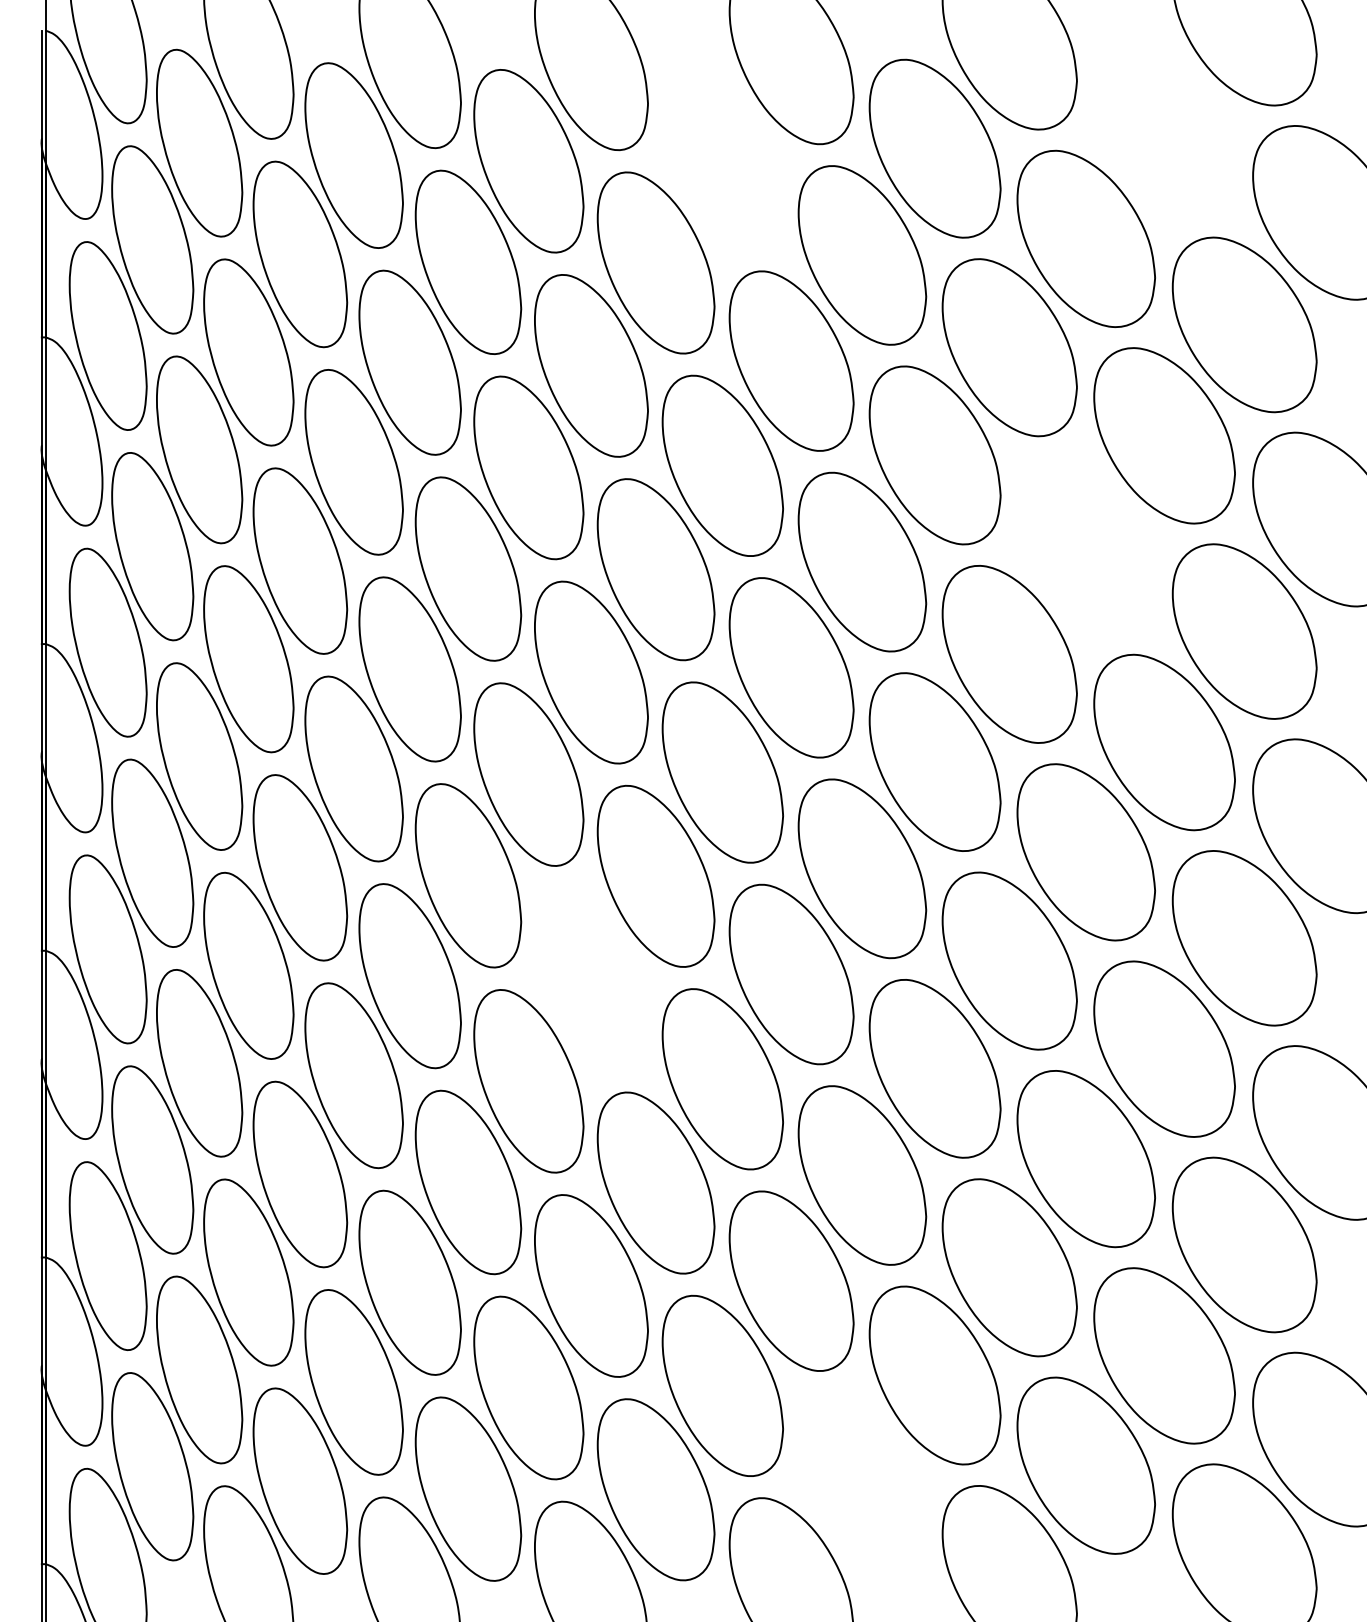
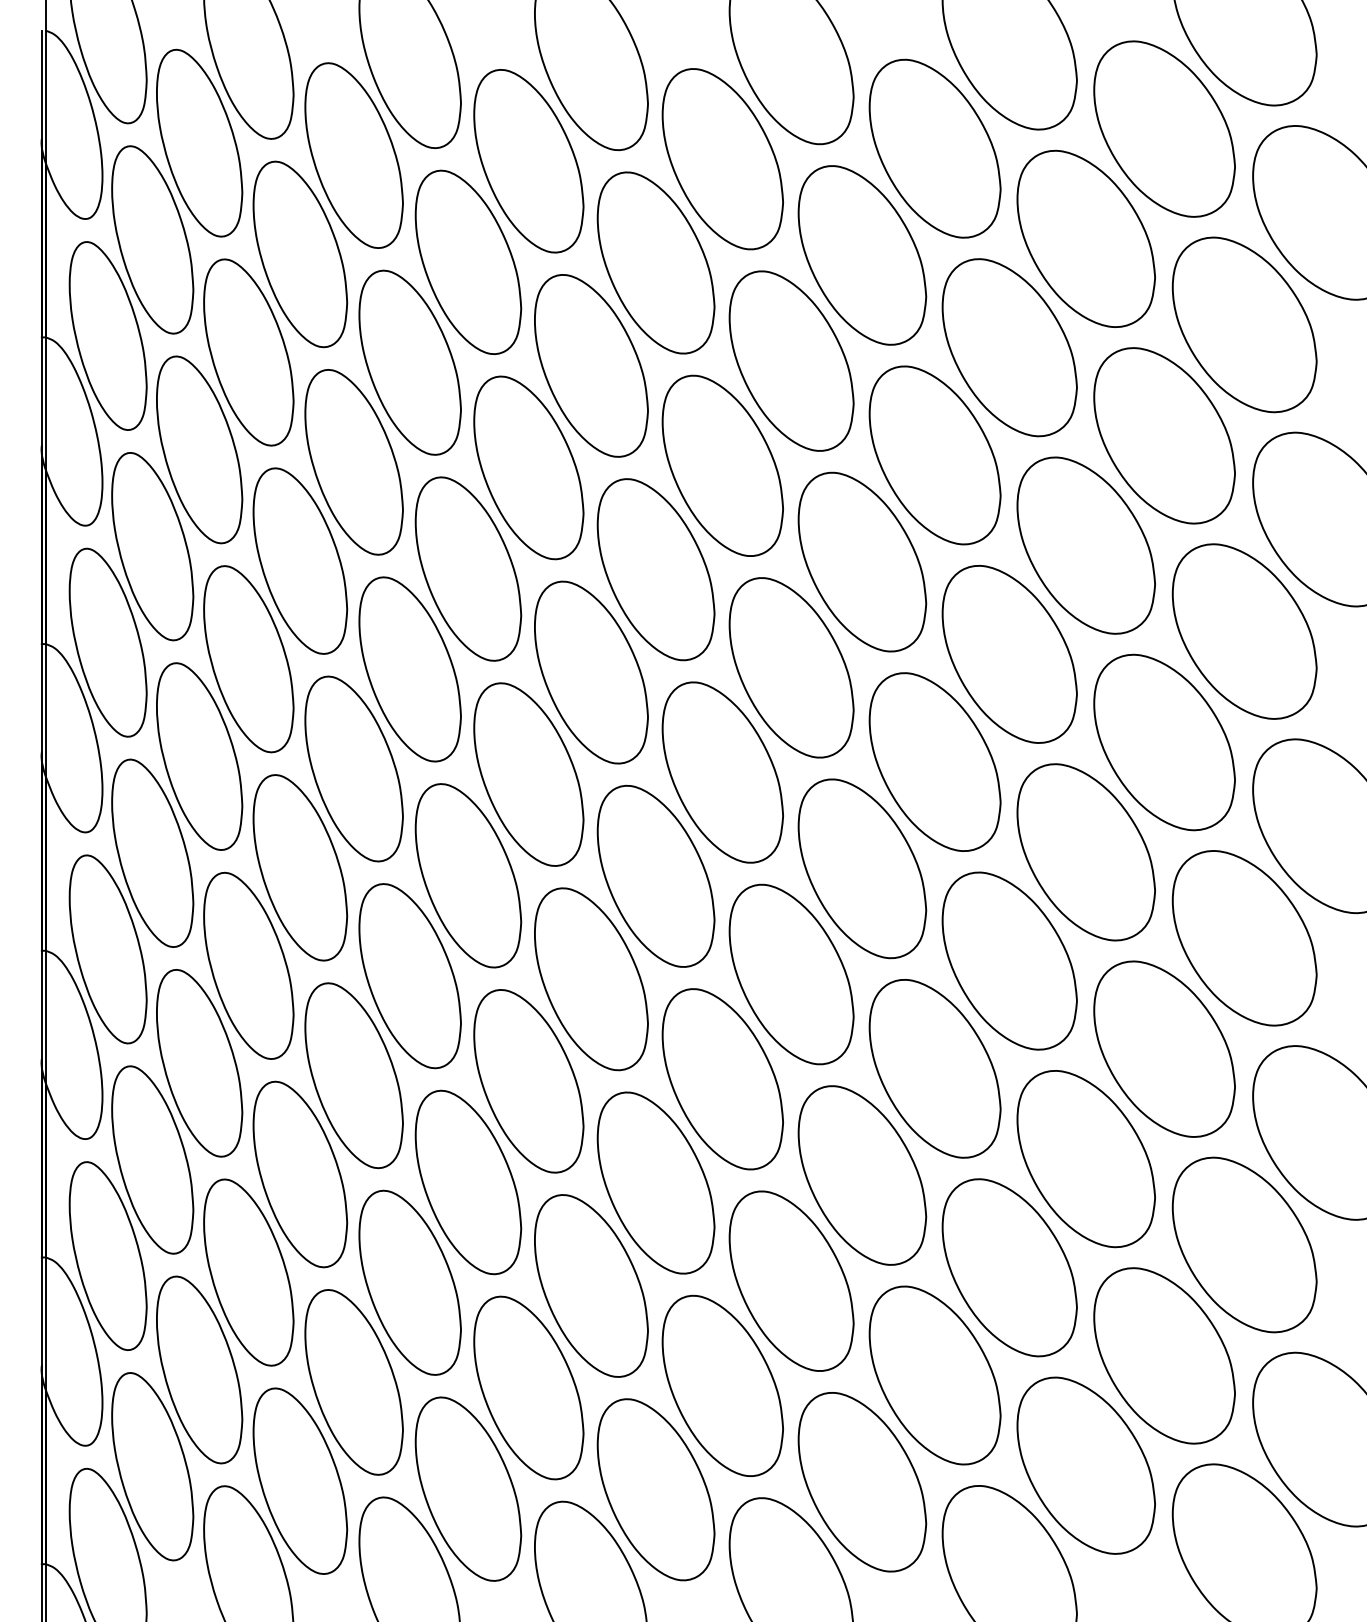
part: none -> present (1164, 128)
part: none -> present (722, 159)
part: none -> present (1085, 545)
part: none -> present (591, 979)
part: none -> present (862, 1482)
